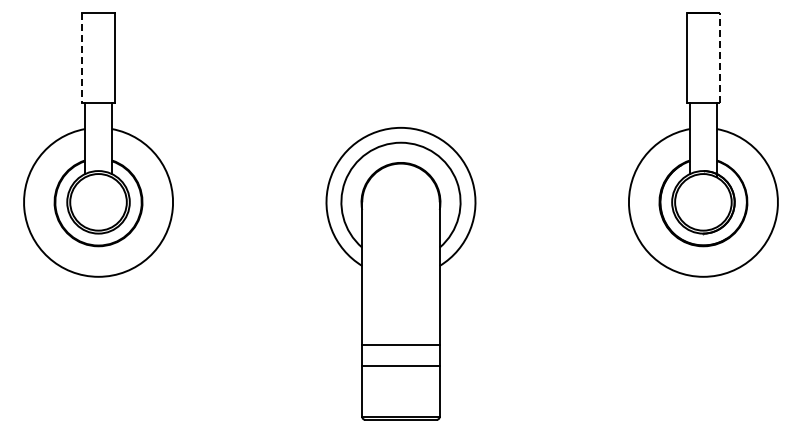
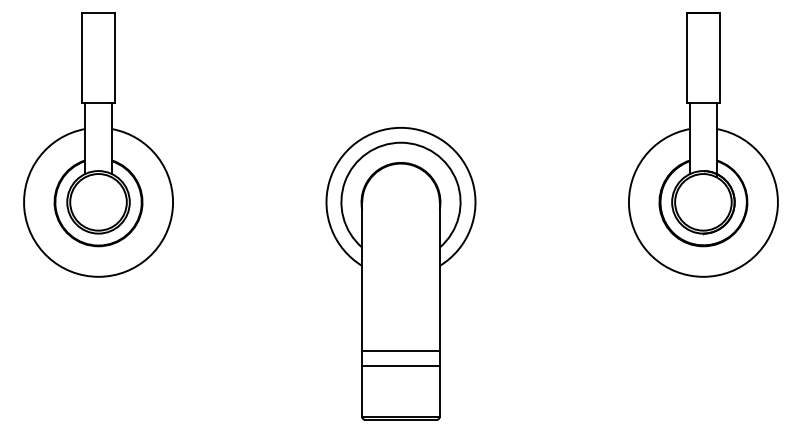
line: dashed -> solid (82, 57)
line: dashed -> solid (719, 57)
line position: (400, 345) -> (400, 351) (400, 351)
